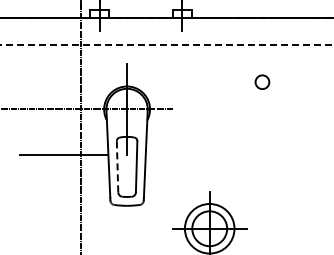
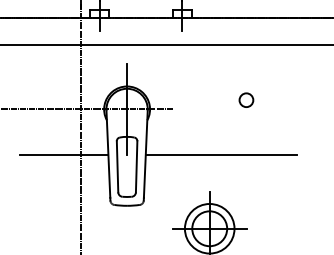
line: dashed -> solid (167, 45)
circle position: (262, 81) -> (246, 99) (246, 99)
line: none -> present (220, 155)
line: dashed -> solid (117, 166)
